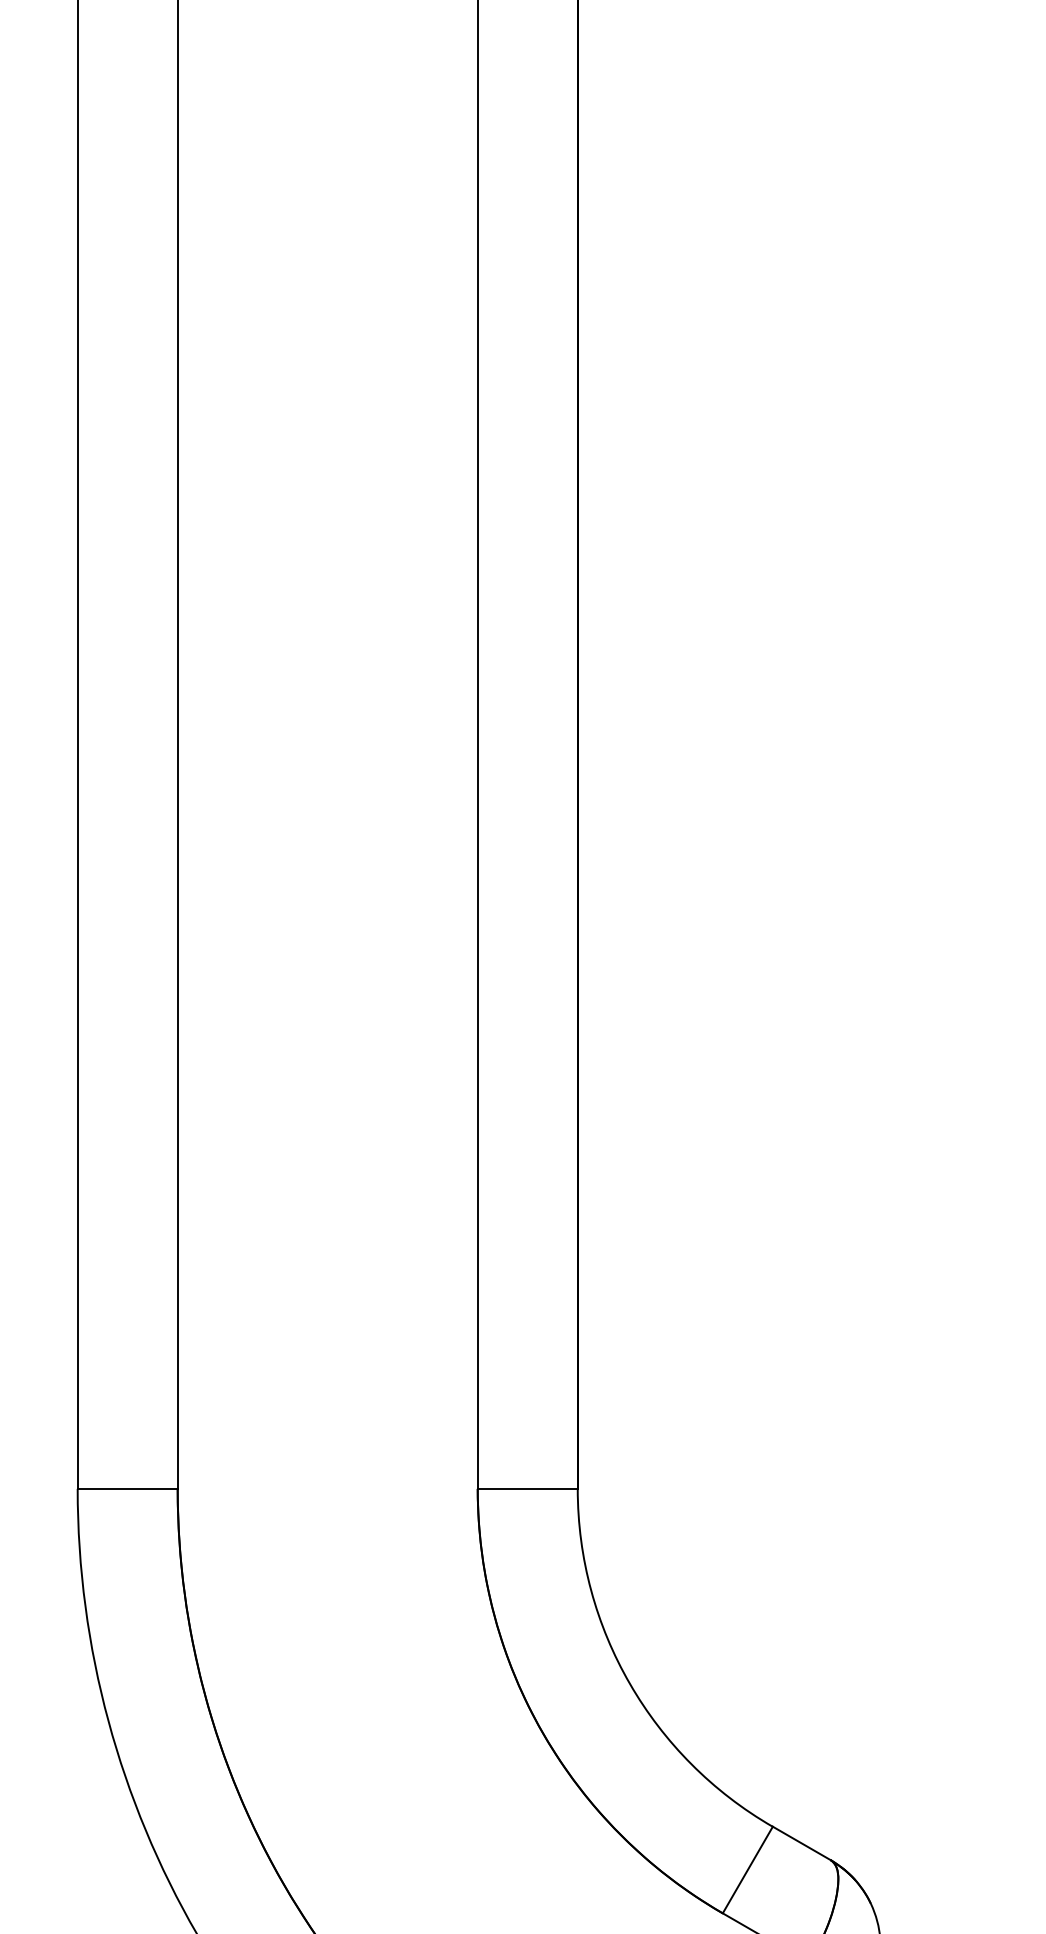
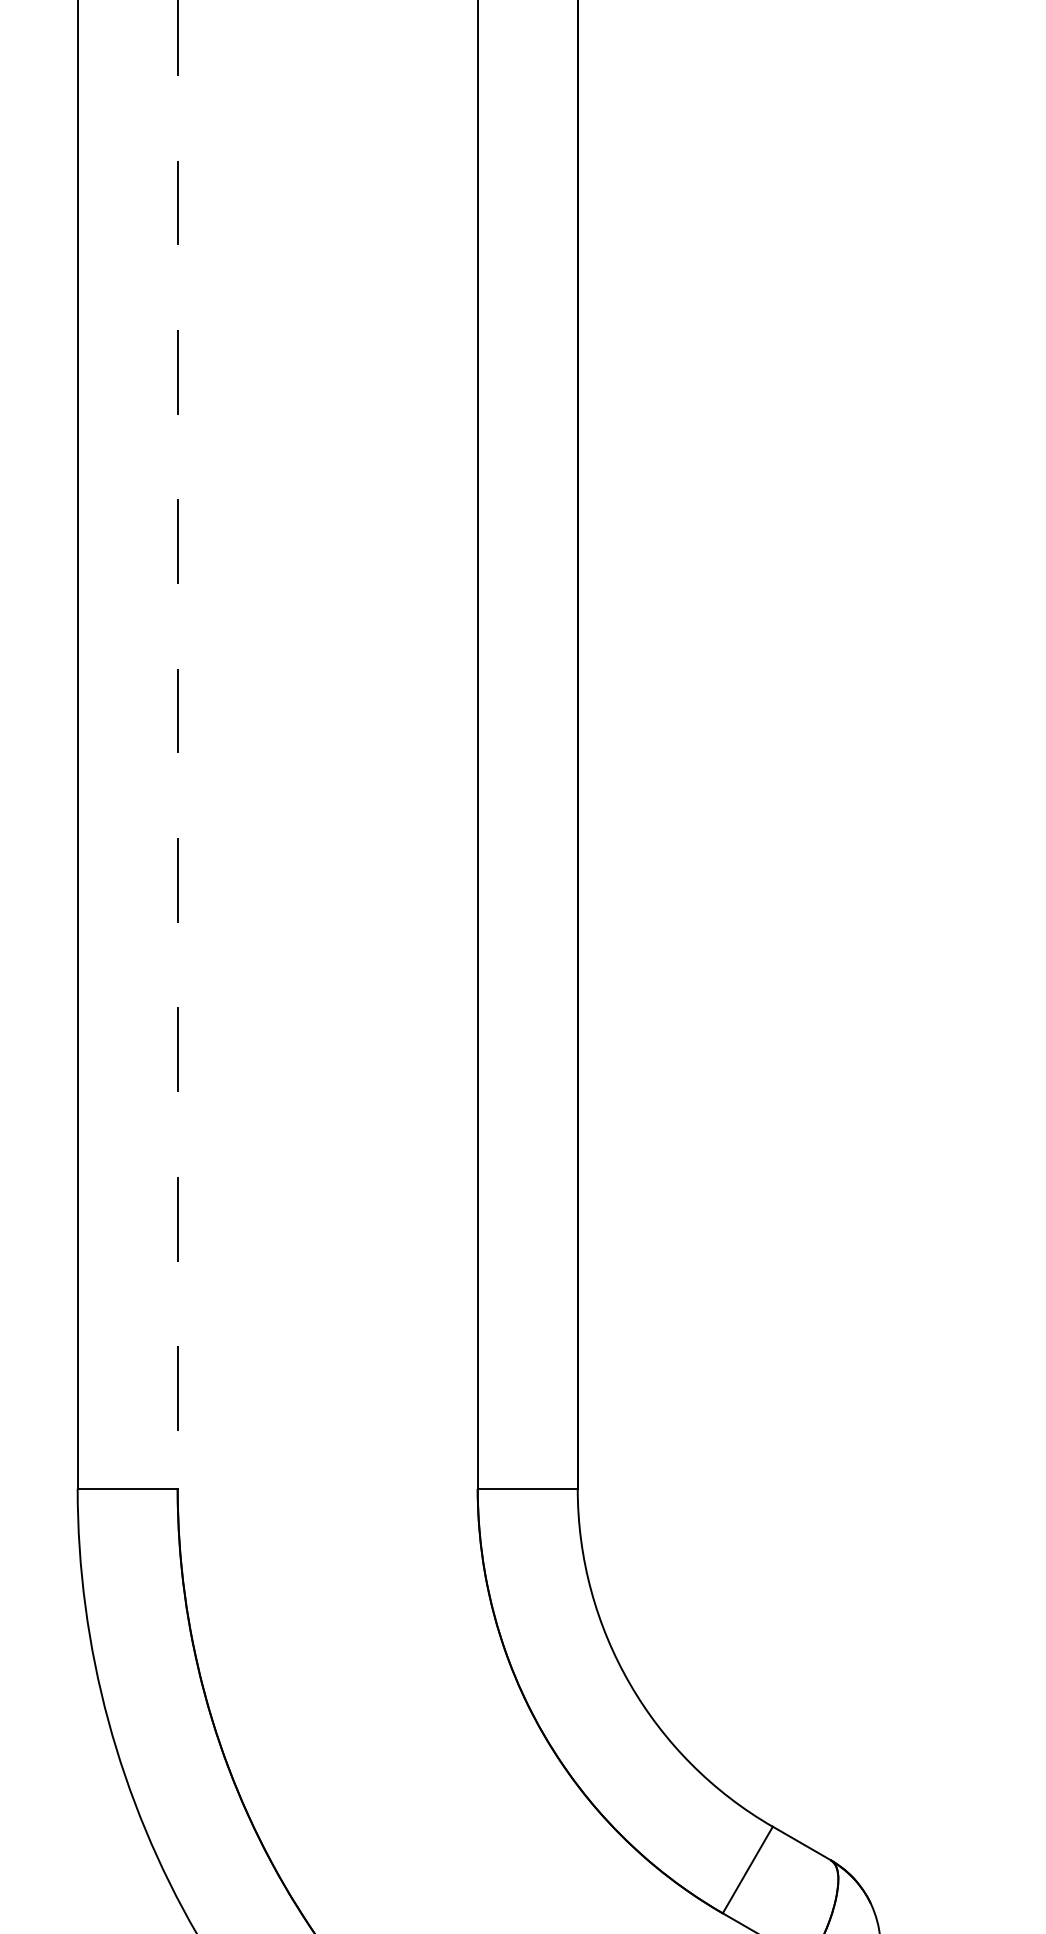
line: solid -> dashed (177, 744)
